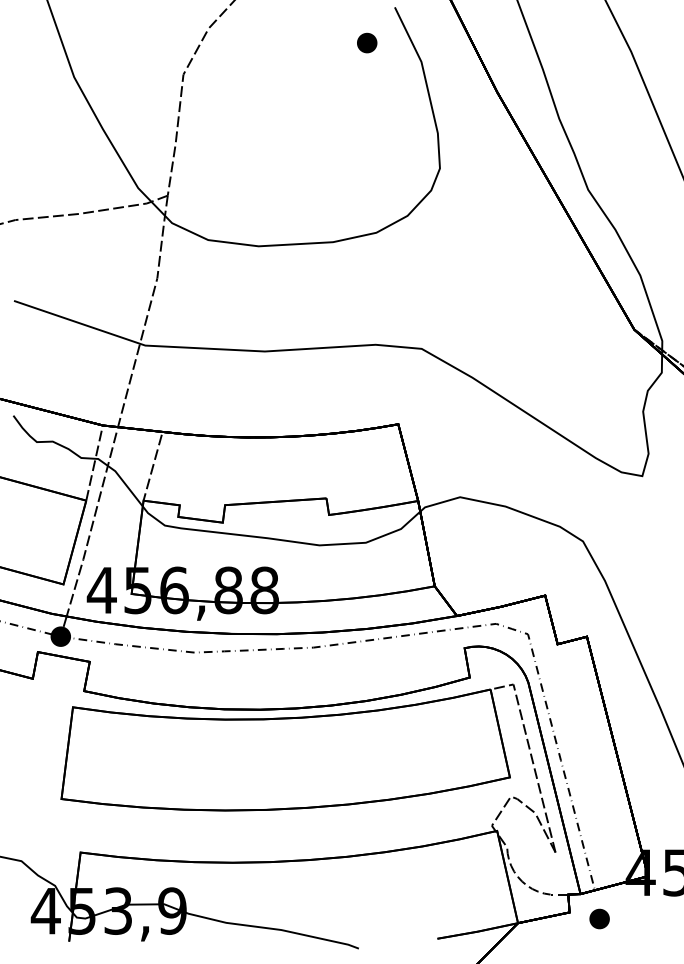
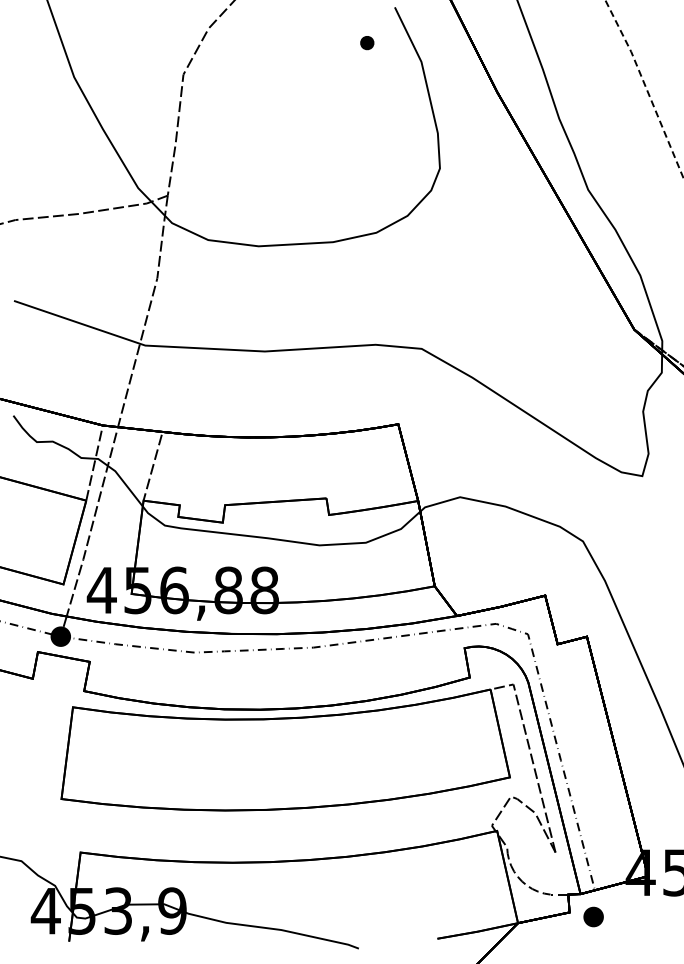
part size: 21x22 px -> 15x15 px (367, 43)
line: solid -> dashed (646, 87)
part position: (599, 918) -> (593, 916) (593, 916)
